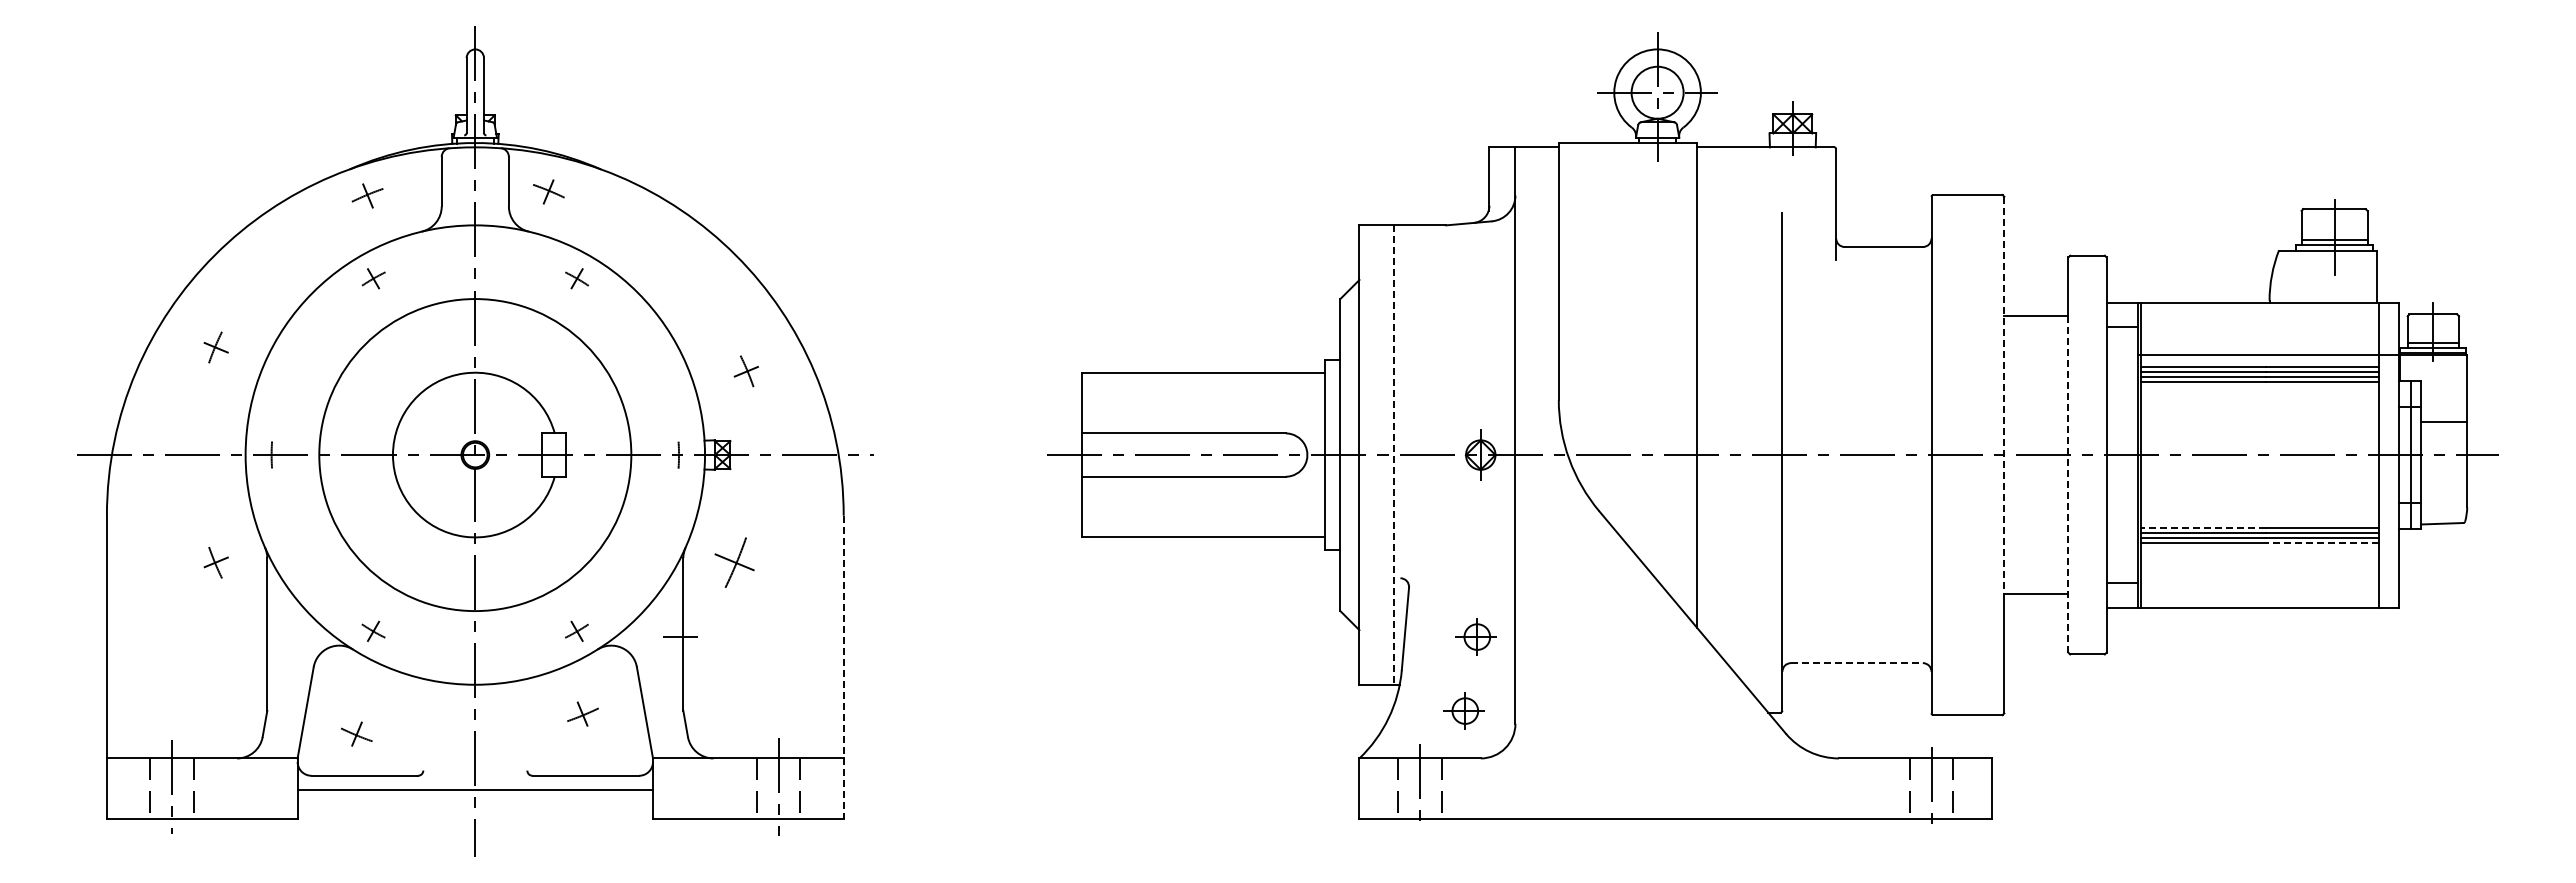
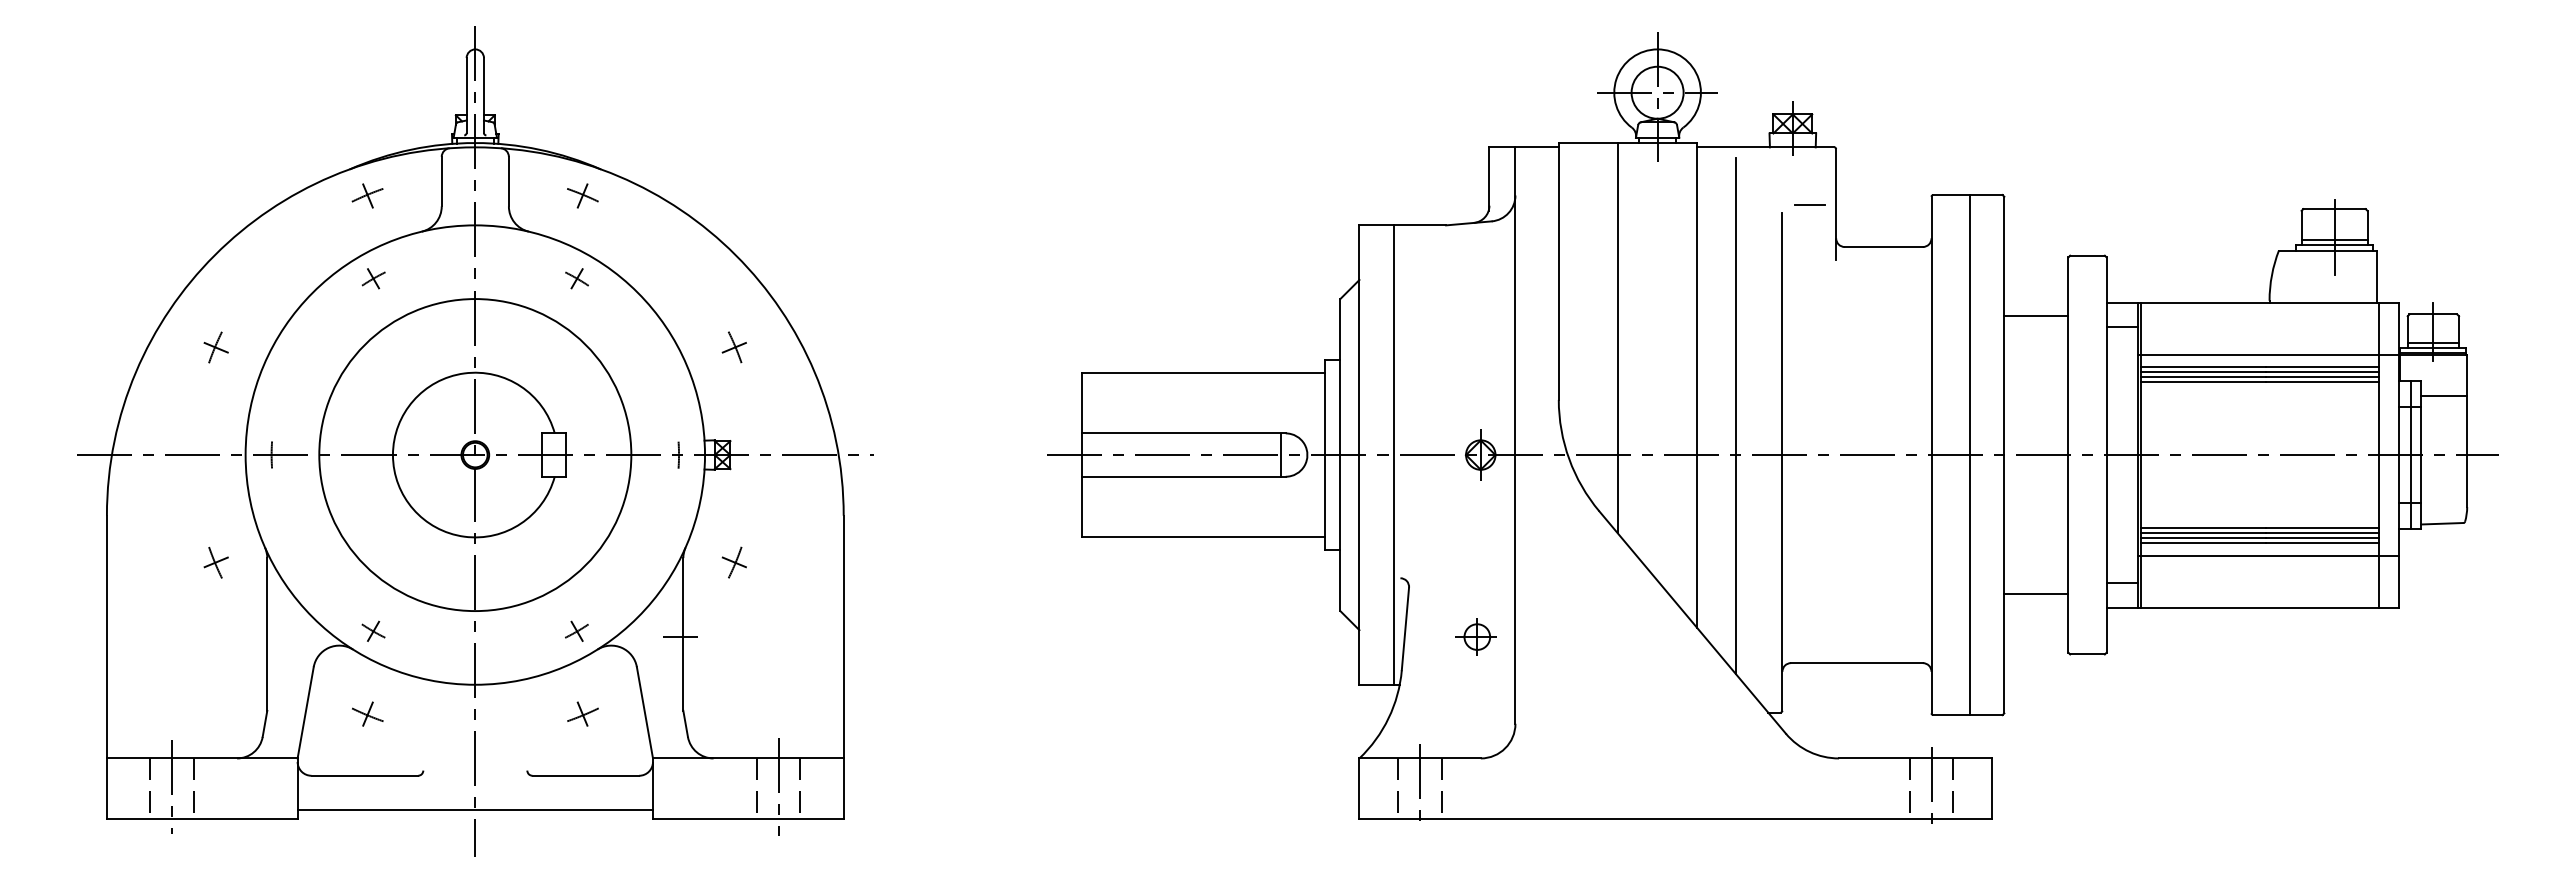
part position: (548, 191) -> (582, 195) (582, 195)
line: none -> present (1809, 205)
line: none -> present (1617, 338)
part position: (745, 371) -> (733, 347) (733, 347)
line: dashed -> solid (2004, 395)
line: none -> present (1735, 415)
line position: (2444, 421) -> (2444, 395) (2444, 395)
line: none -> present (1281, 454)
line: dashed -> solid (1394, 455)
line: none -> present (1969, 455)
line: dashed -> solid (2068, 485)
line: dashed -> solid (2203, 527)
line: dashed -> solid (2321, 543)
line: none -> present (2267, 555)
part size: 41x51 px -> 26x33 px (733, 562)
line: dashed -> solid (1856, 663)
line: dashed -> solid (843, 667)
part: present -> none (1463, 710)
part position: (356, 733) -> (367, 713) (367, 713)
line position: (475, 790) -> (475, 810) (475, 810)
